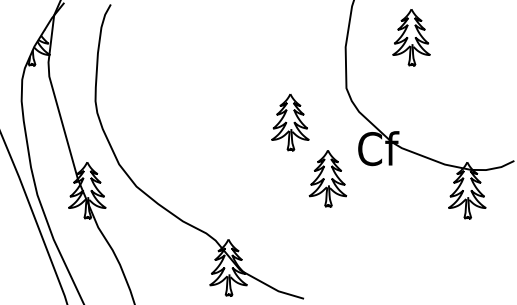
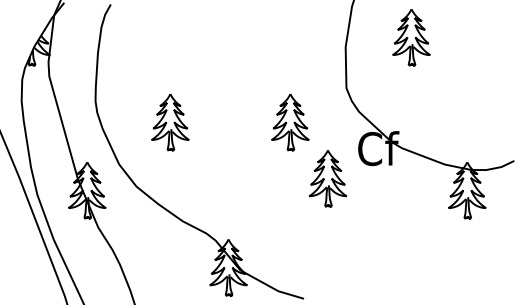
part: none -> present (170, 122)
